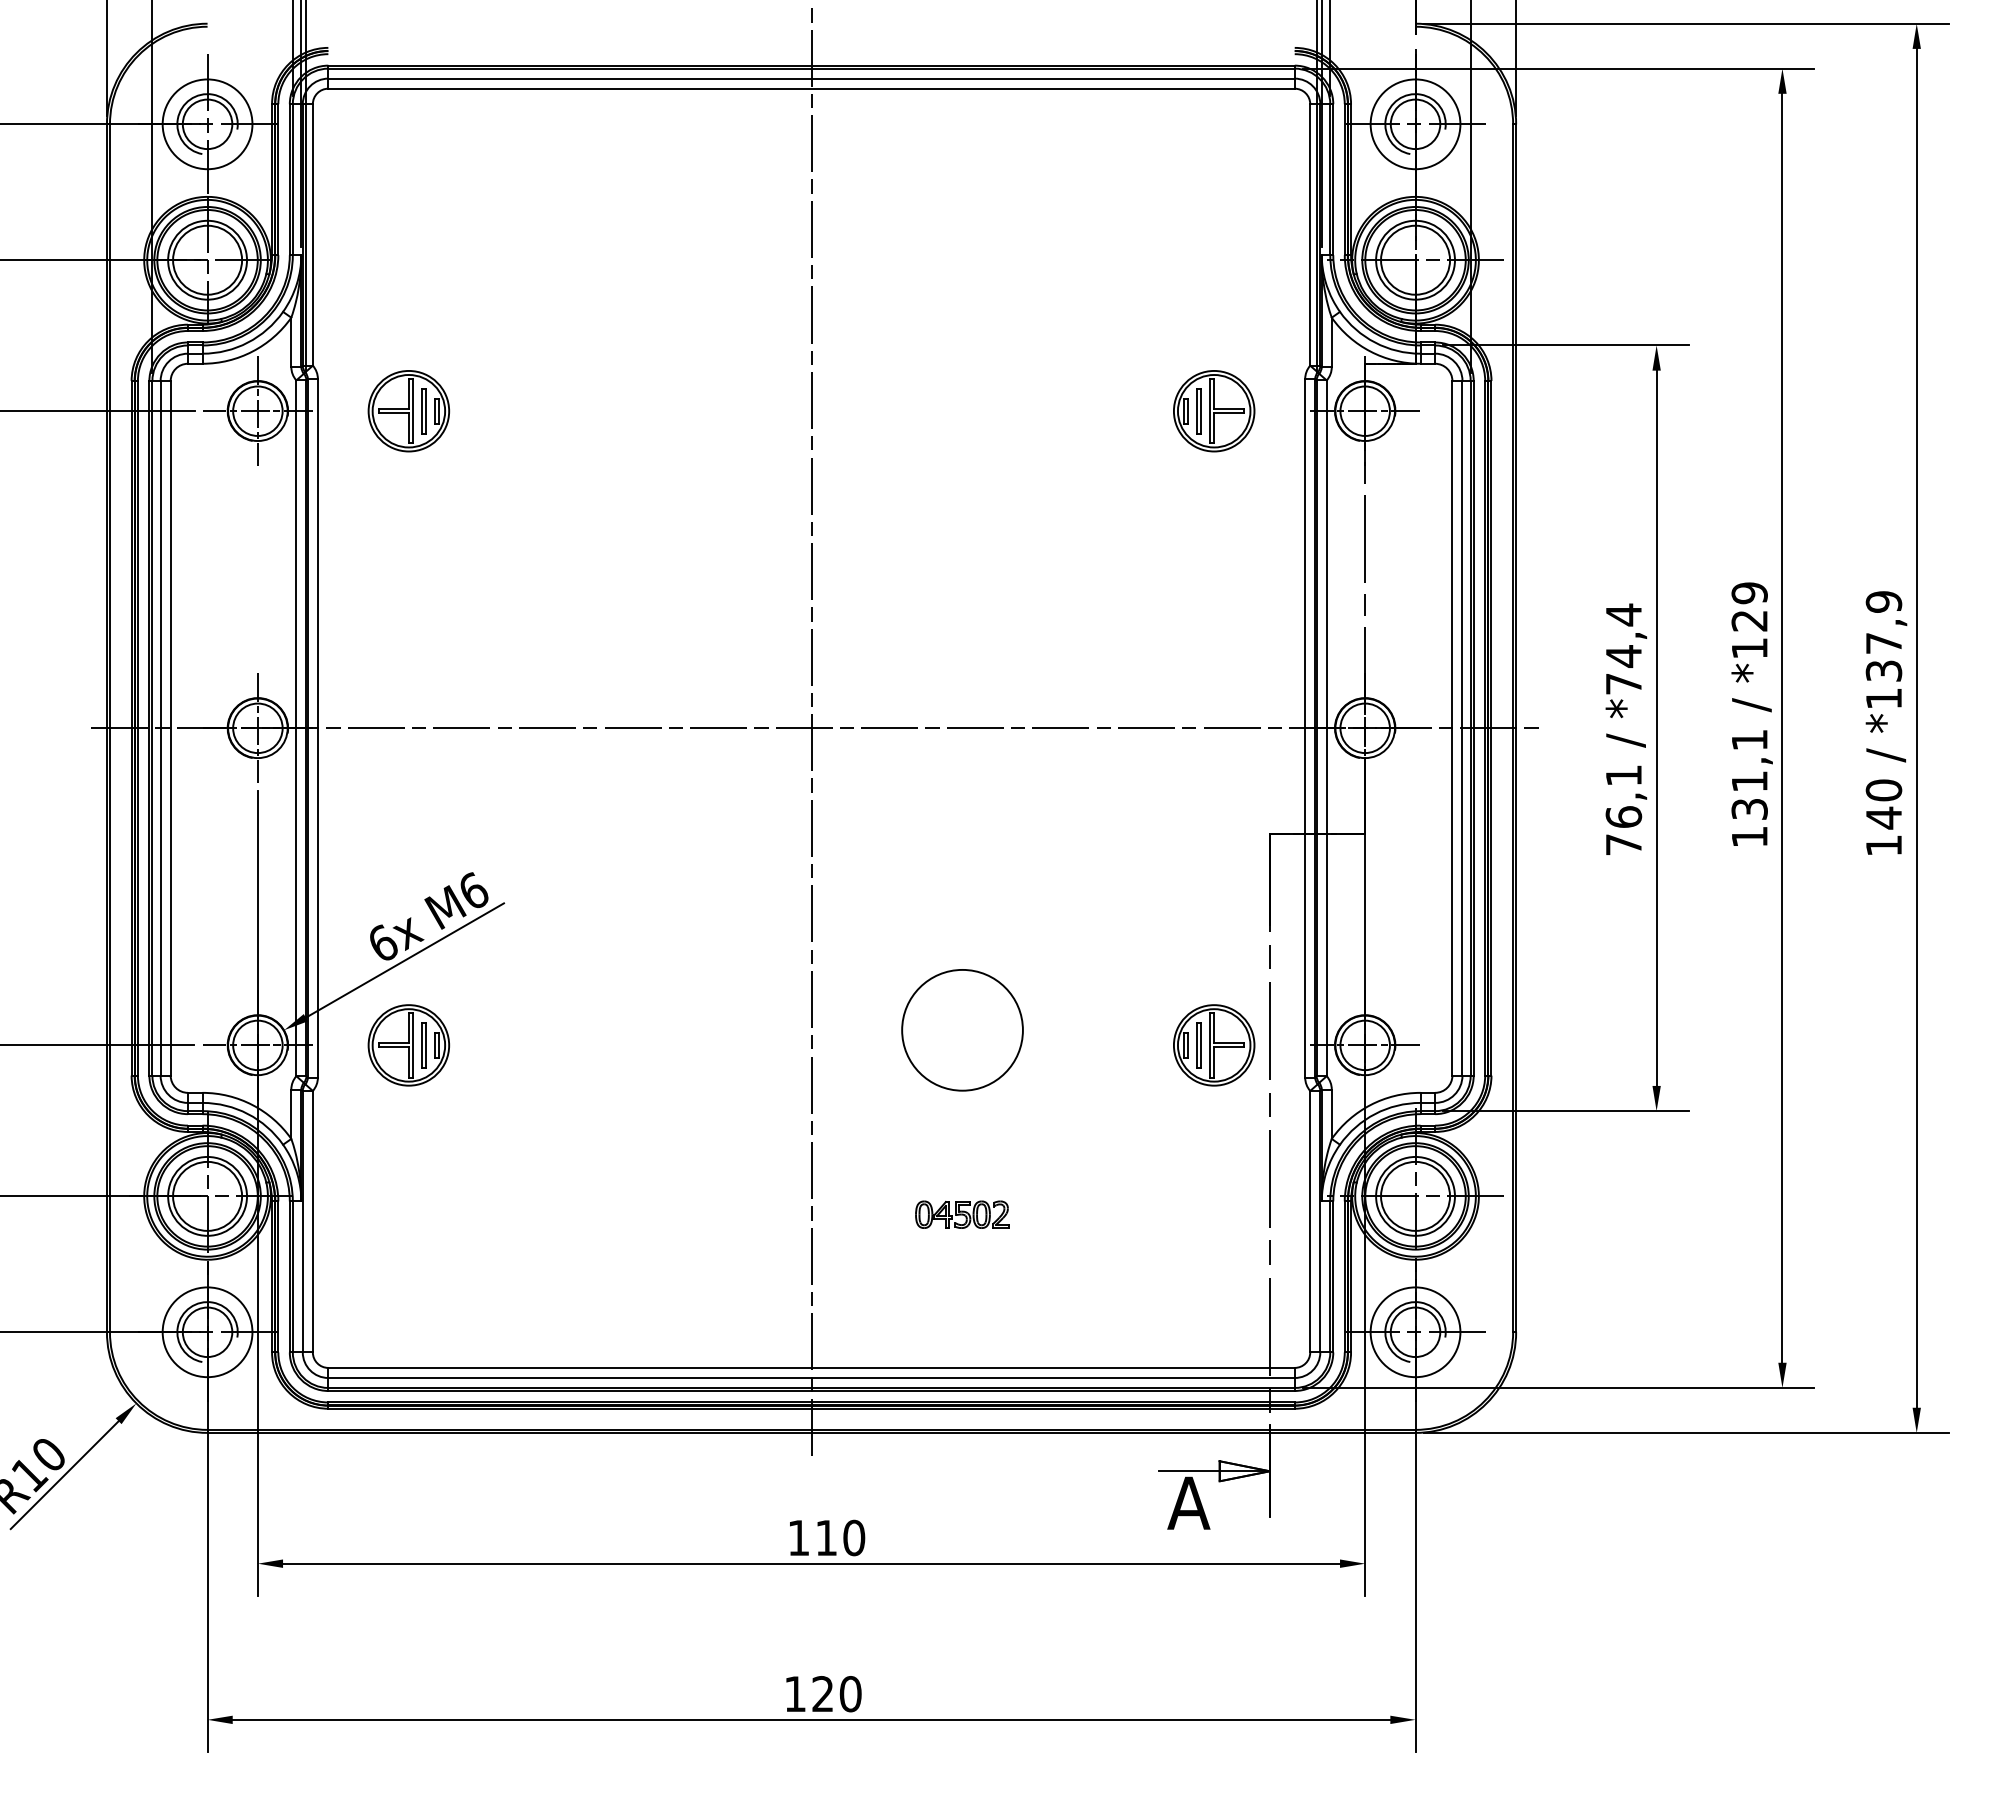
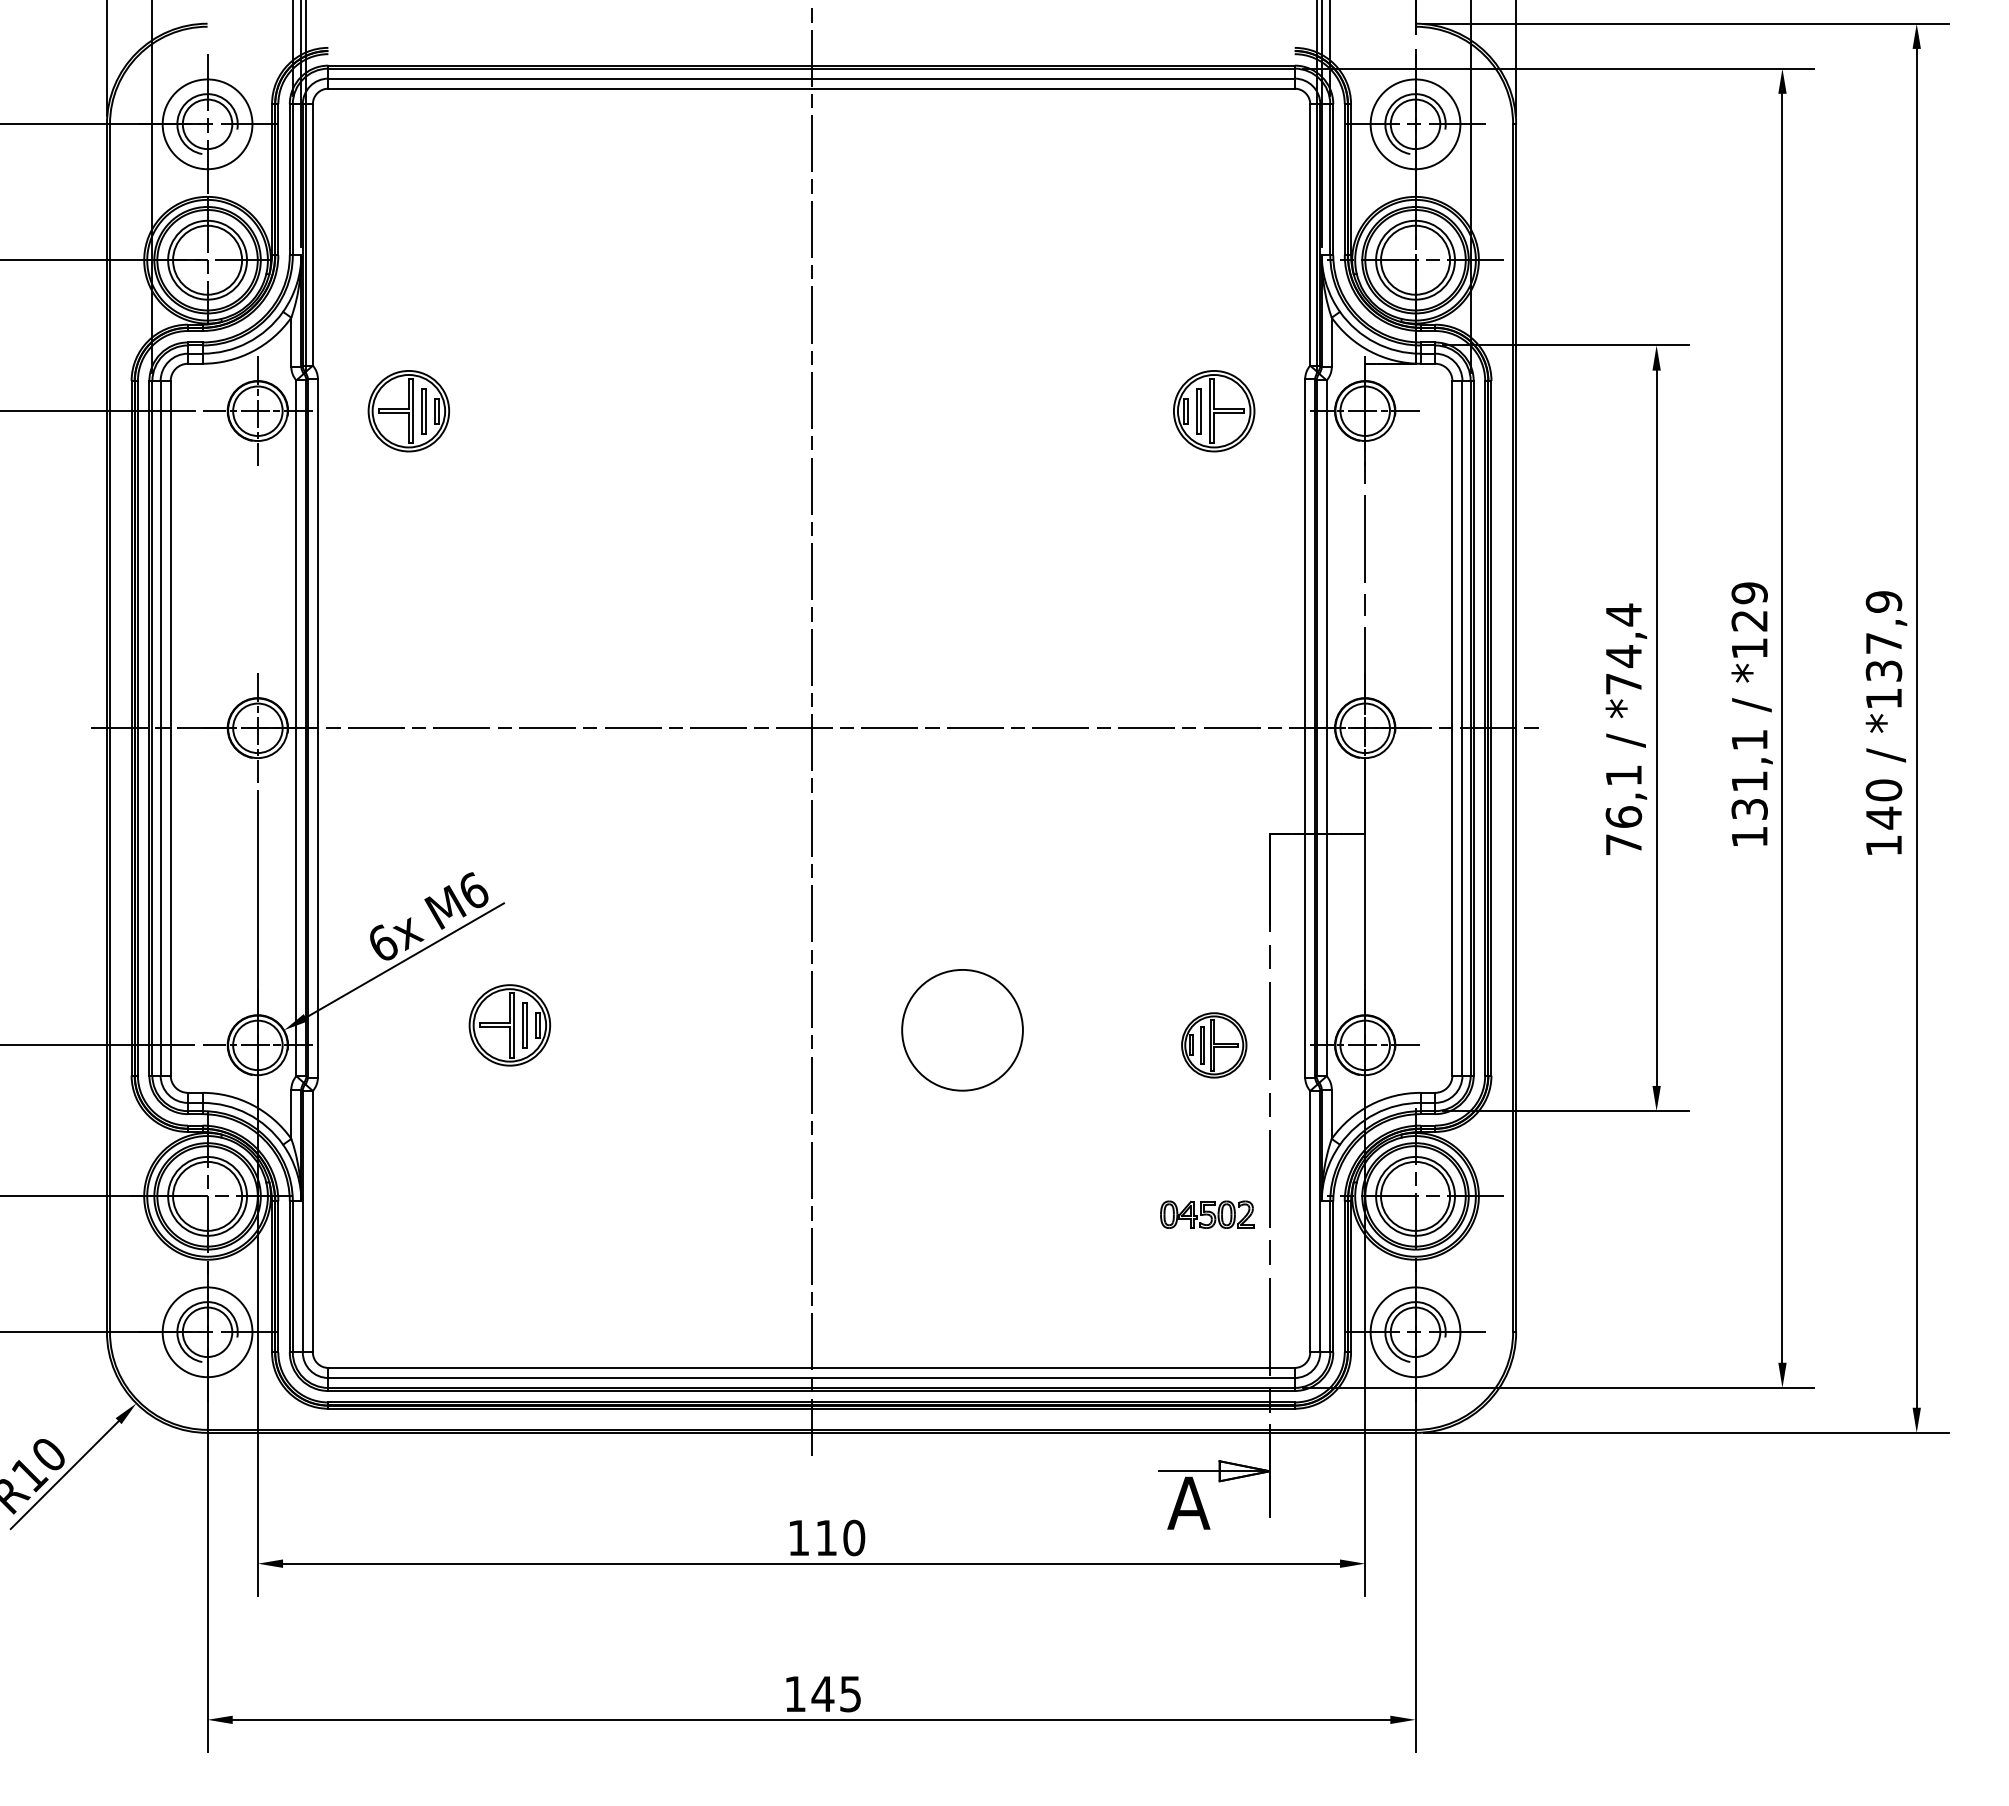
part position: (408, 1045) -> (509, 1025) (509, 1025)
part size: 83x83 px -> 67x67 px (1214, 1045)
part position: (962, 1214) -> (1207, 1214) (1207, 1214)
text: 120 -> 145 (836, 1694)
